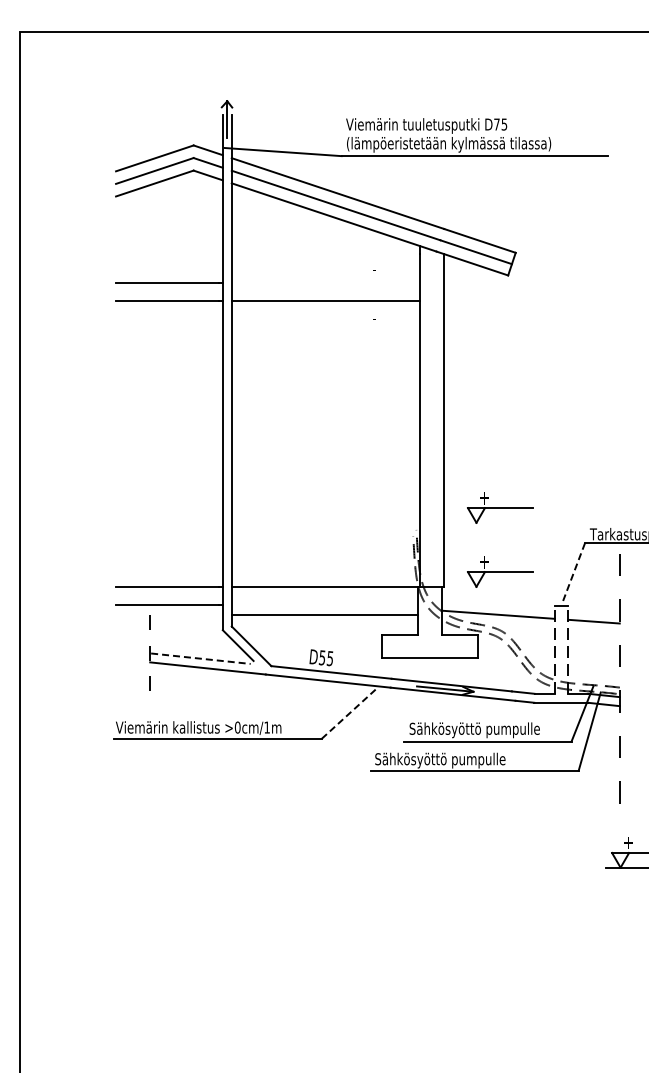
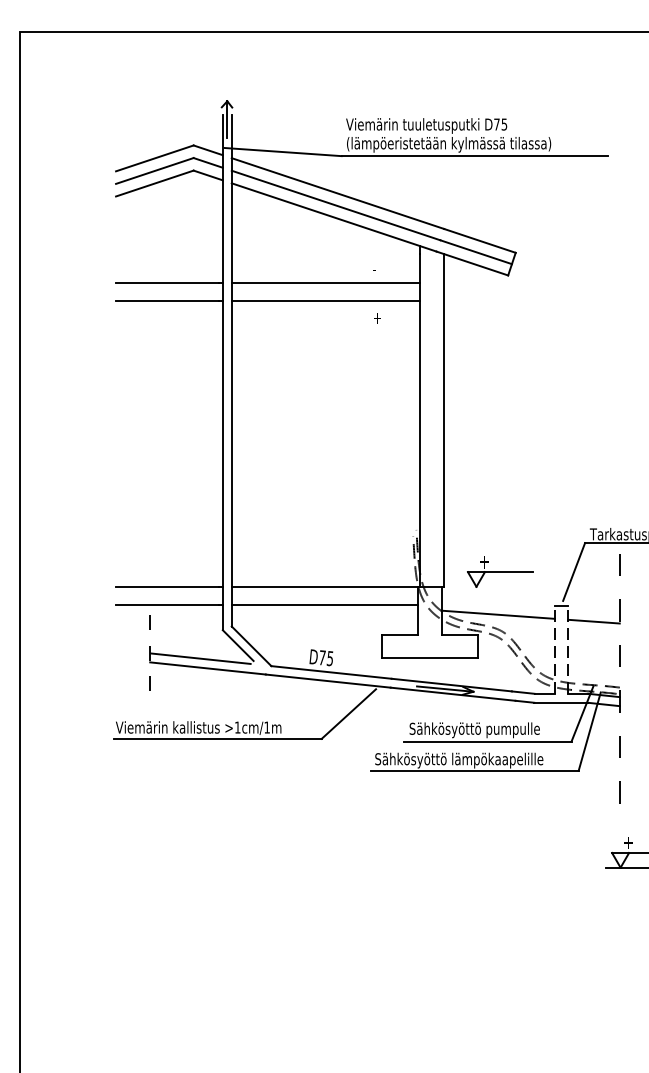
line: none -> present (325, 282)
text: - -> + (376, 318)
part: present -> none (500, 507)
line: dashed -> solid (574, 572)
line position: (324, 614) -> (324, 604) (324, 604)
text: D55 -> D75 (321, 657)
line: dashed -> solid (201, 658)
line: dashed -> solid (348, 714)
text: >0cm/1m -> >1cm/1m (237, 727)
text: Sähkösyöttö pumpulle -> Sähkösyöttö lämpökaapelille (497, 760)
